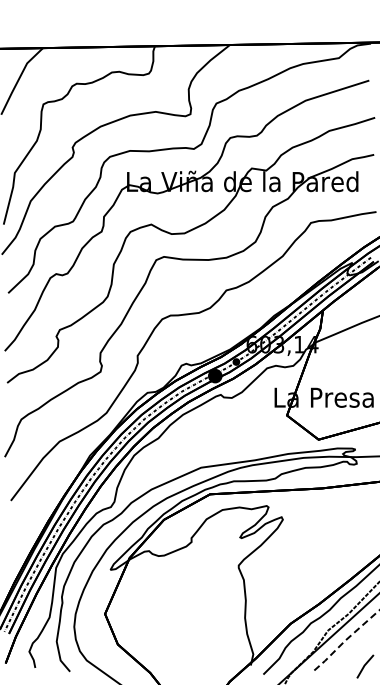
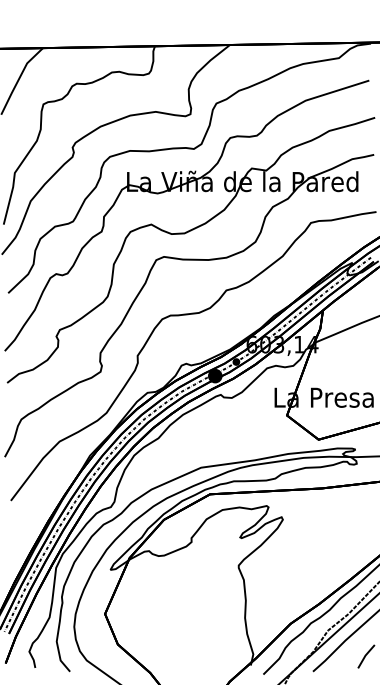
line: dashed -> solid (345, 640)
line position: (365, 666) -> (366, 656) (366, 656)
